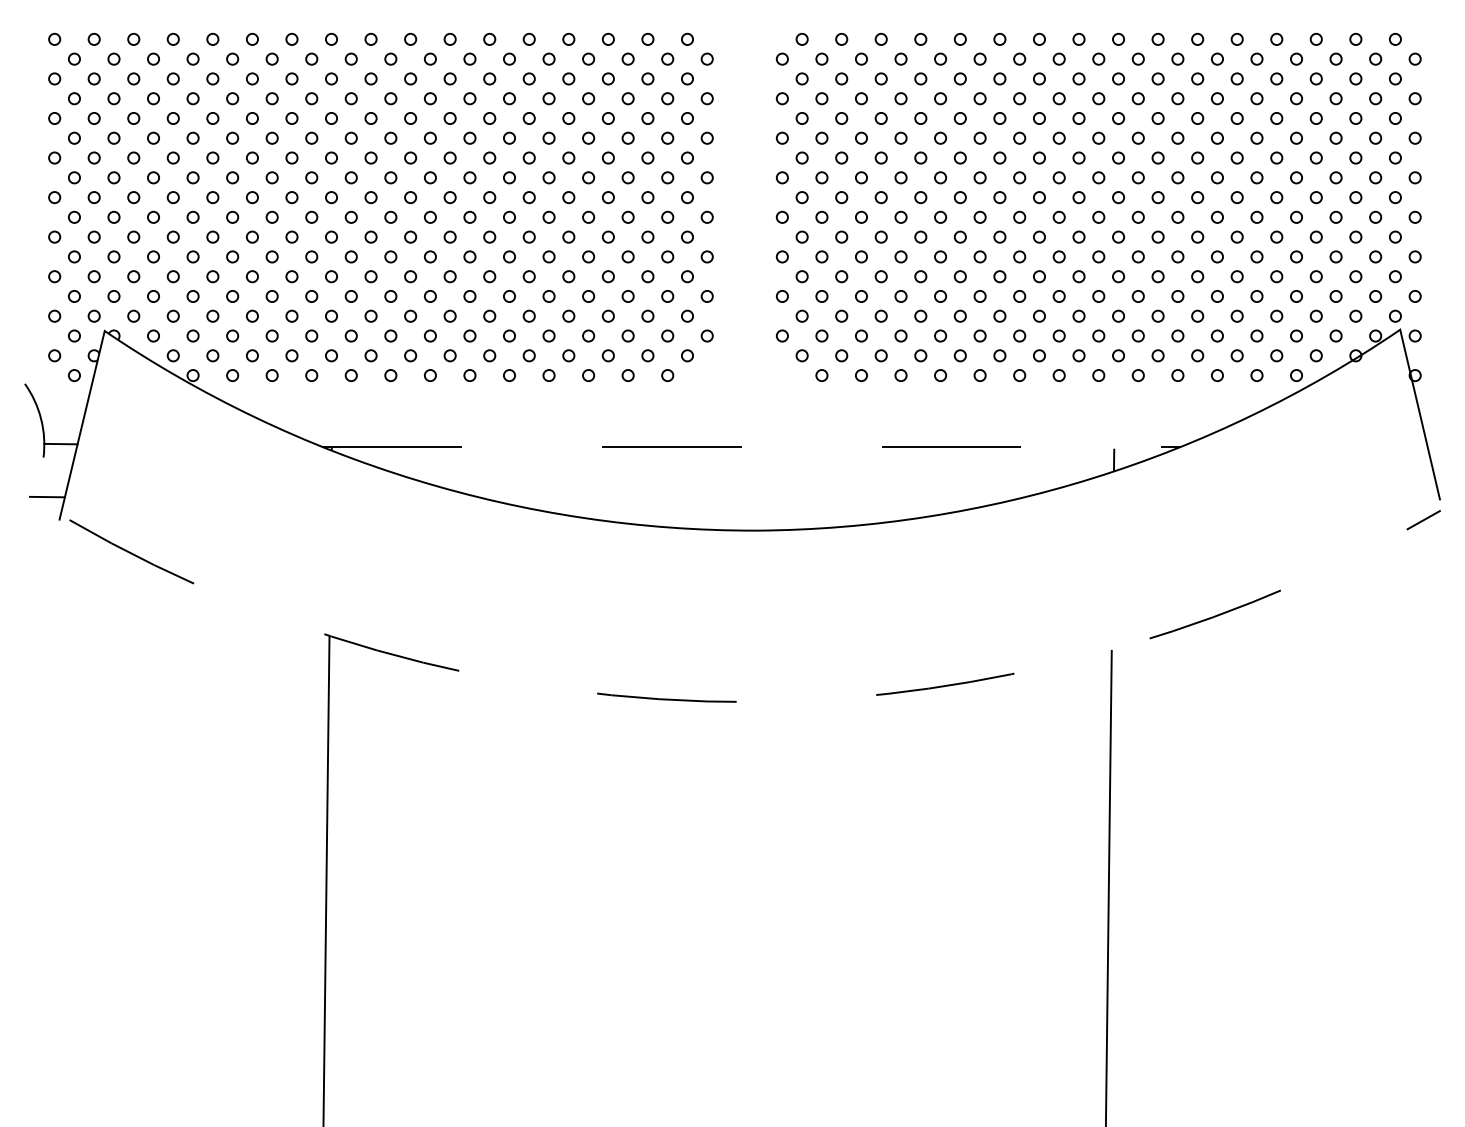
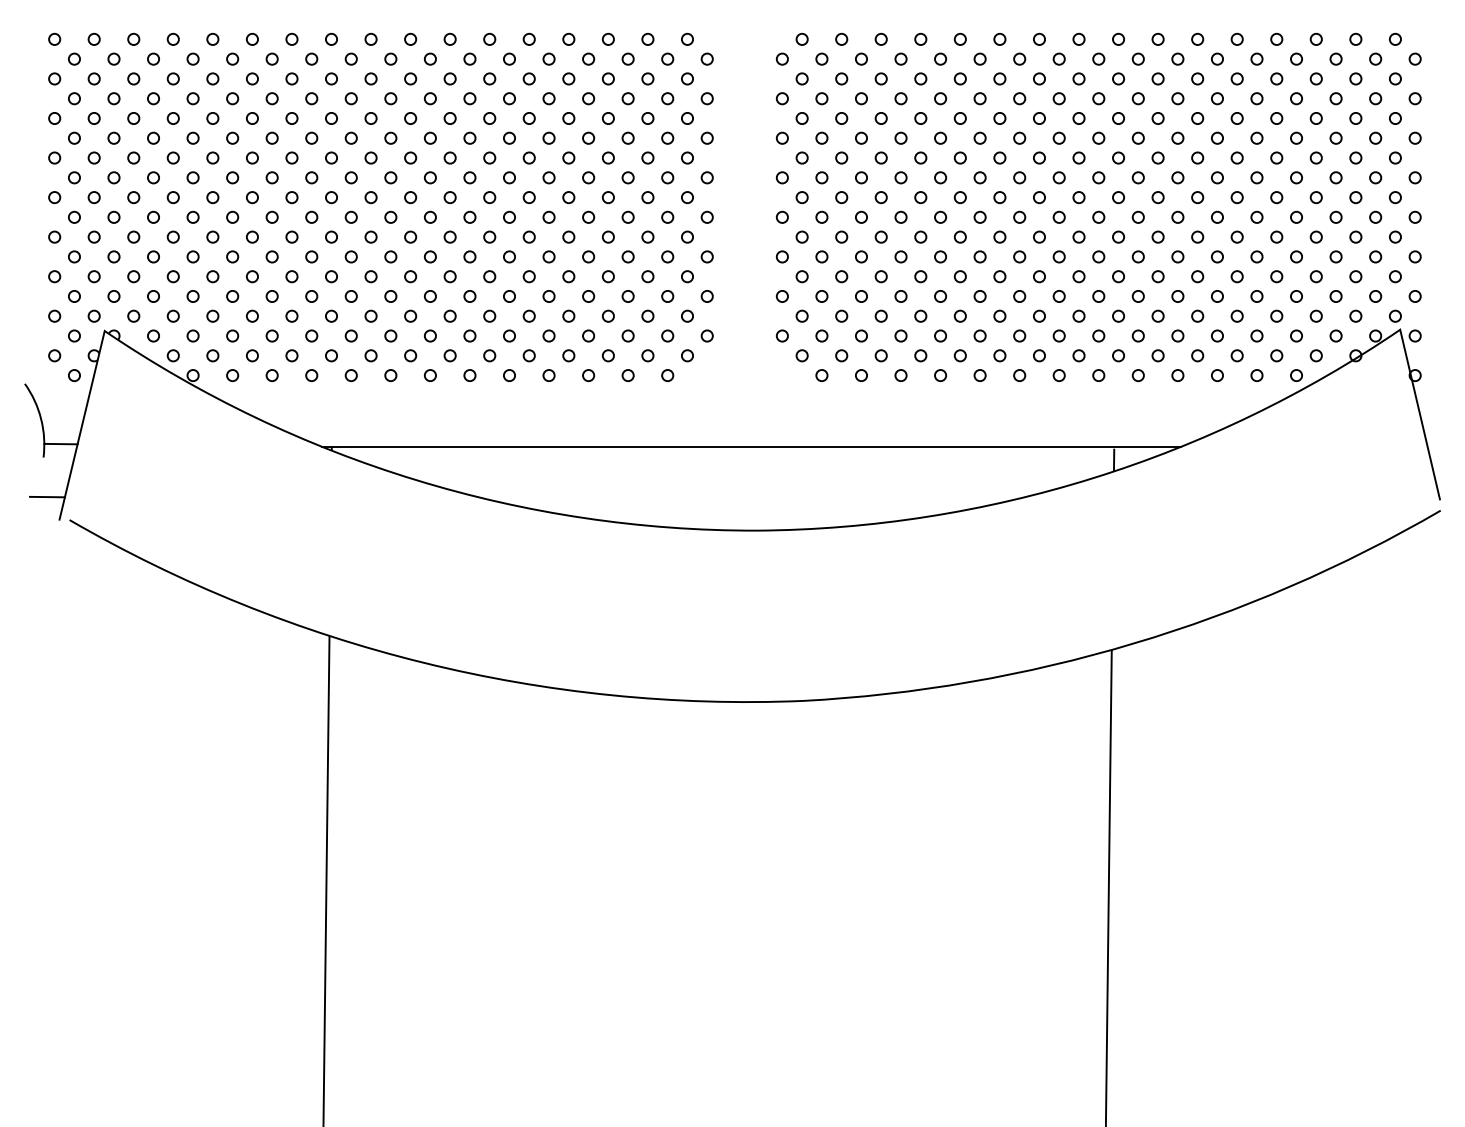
line: dashed -> solid (752, 446)
line: dashed -> solid (757, 701)
